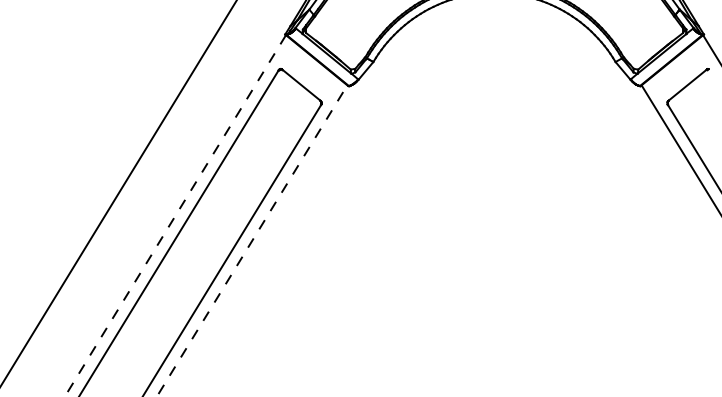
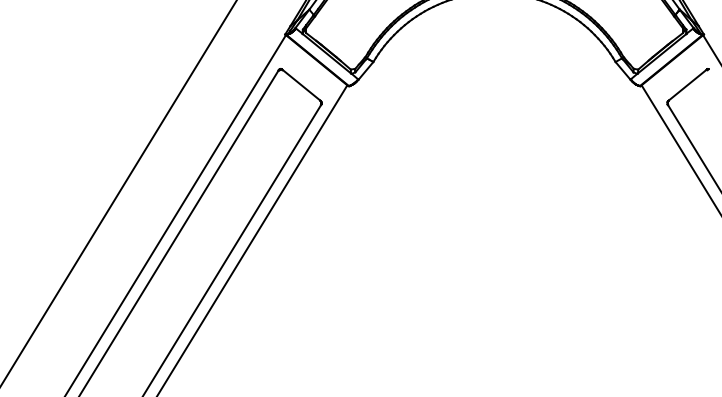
line: dashed -> solid (175, 215)
line: dashed -> solid (252, 240)
